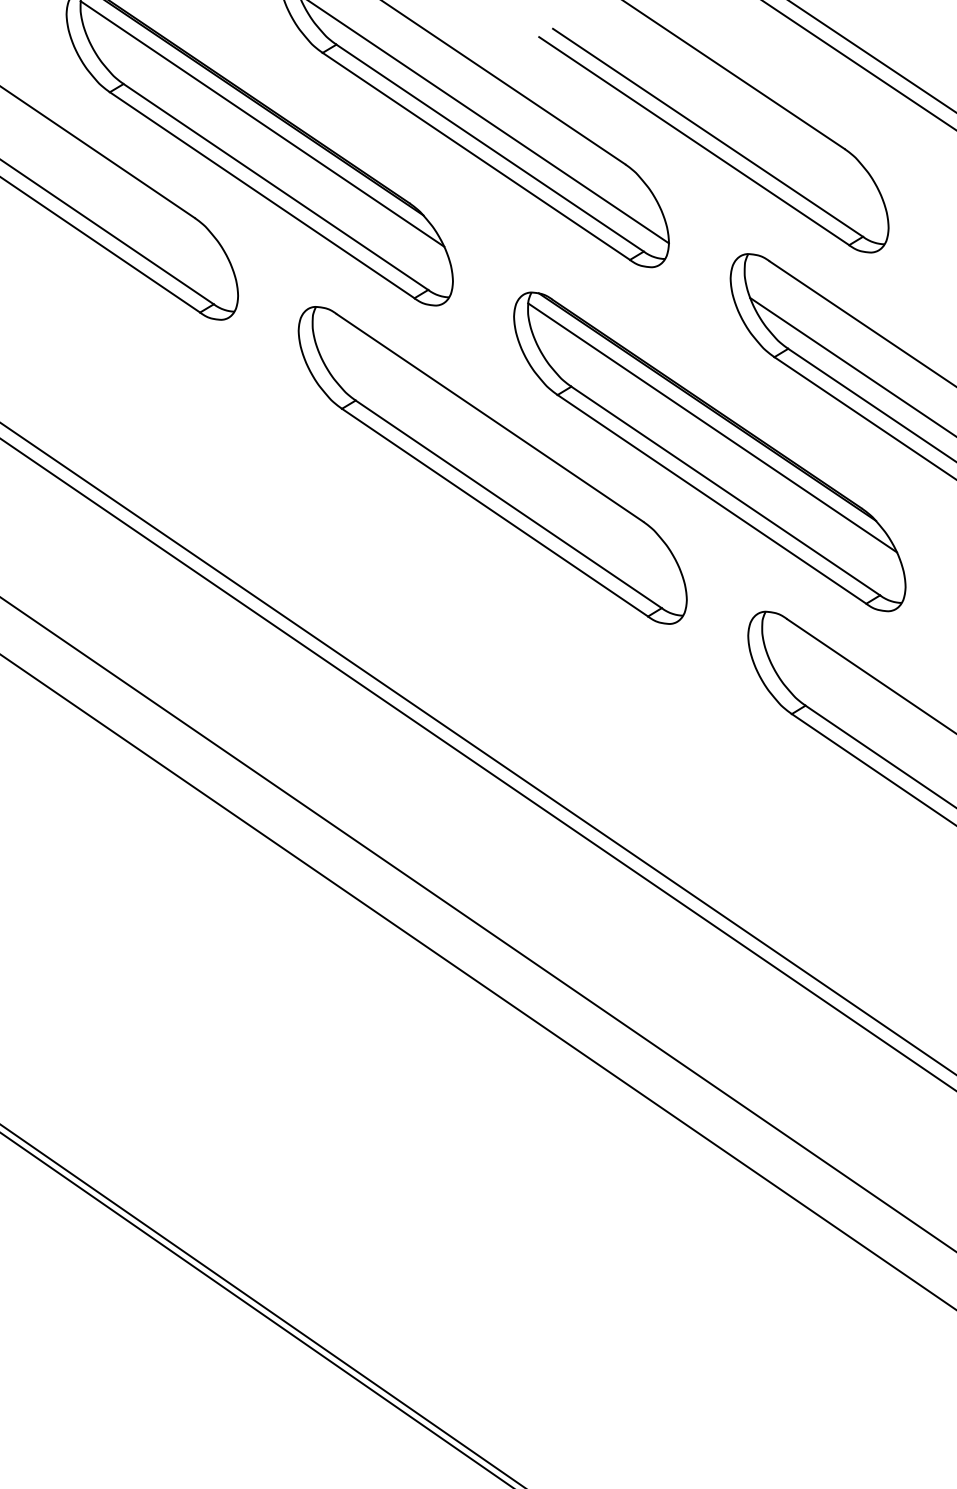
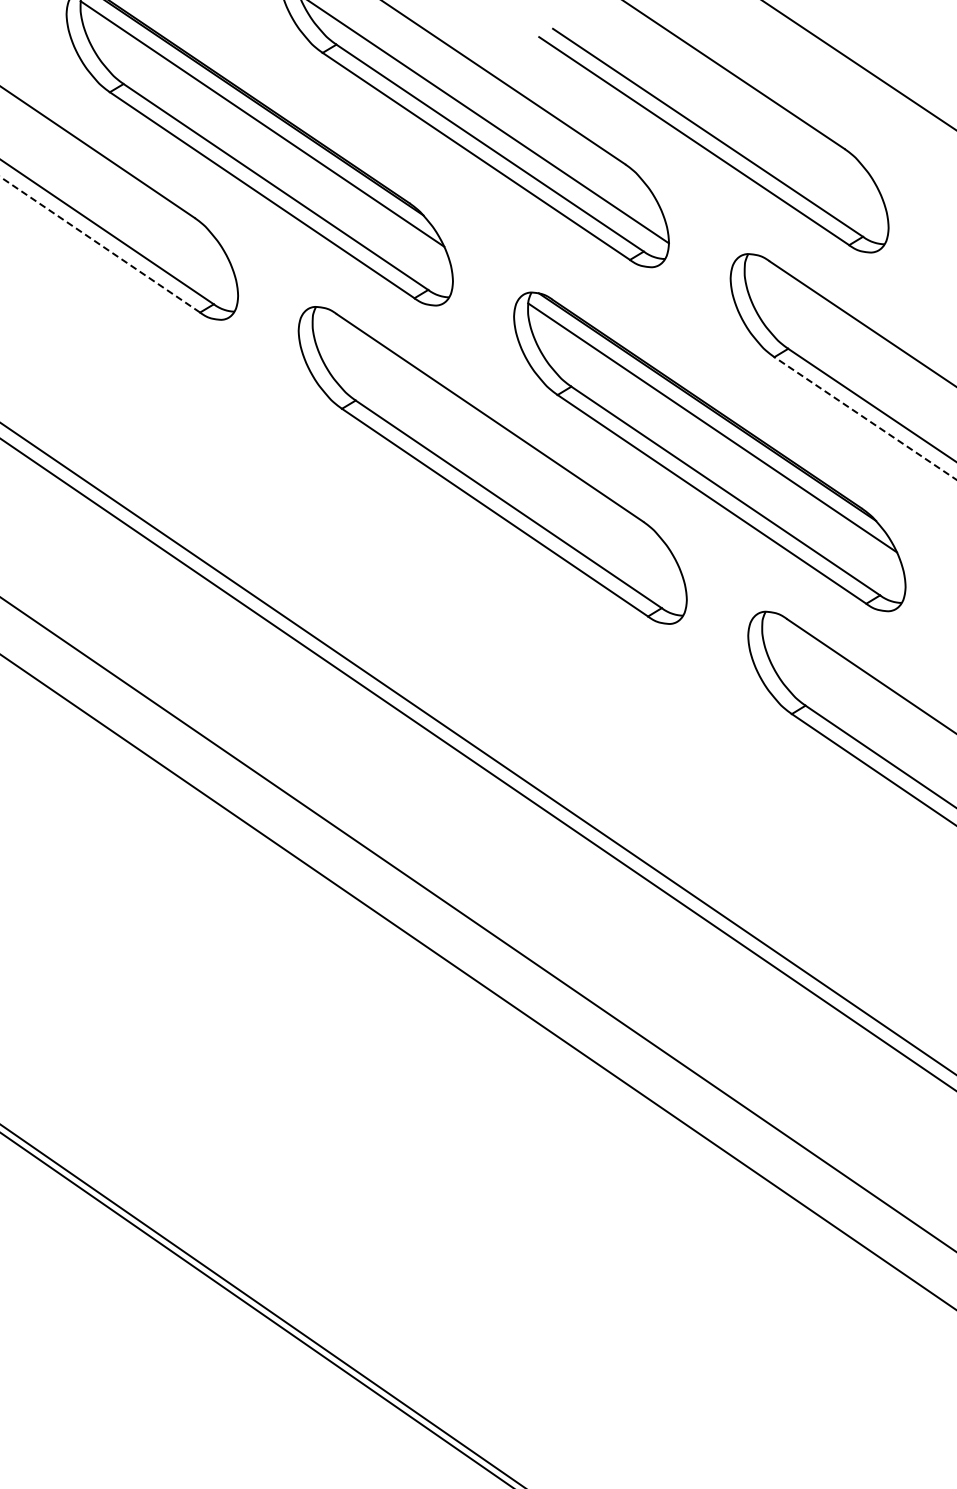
line: present -> none (871, 56)
line: solid -> dashed (100, 244)
line: present -> none (851, 365)
line: solid -> dashed (865, 418)
